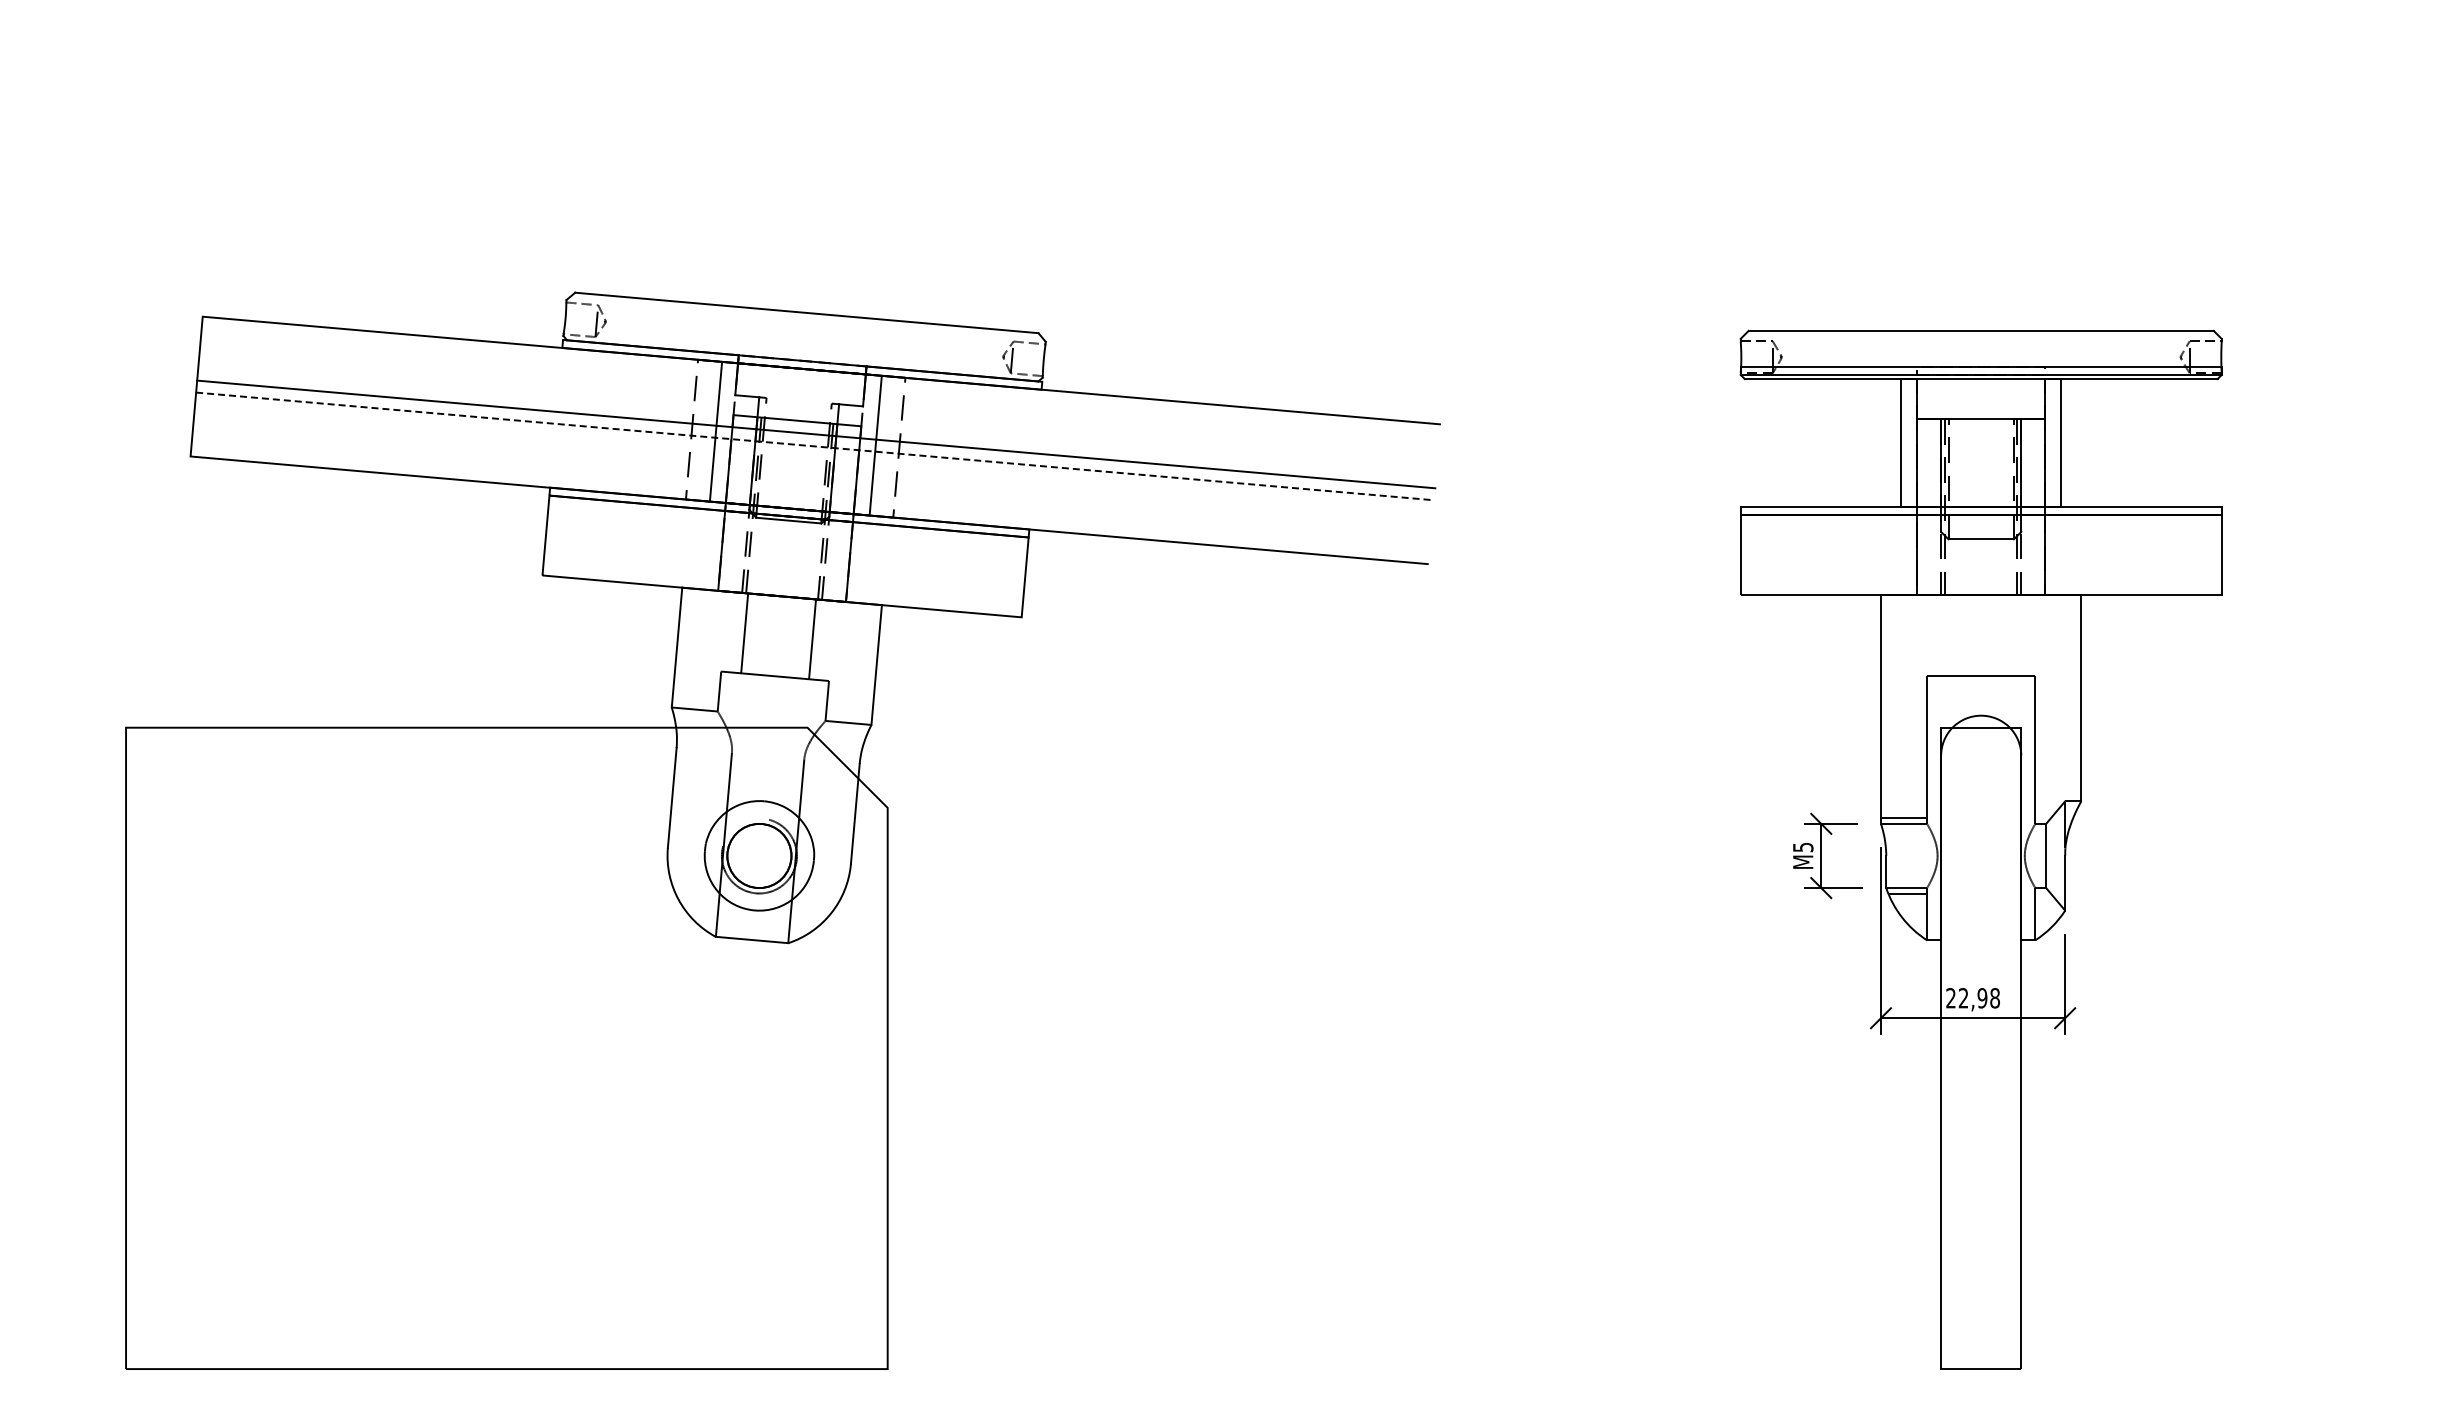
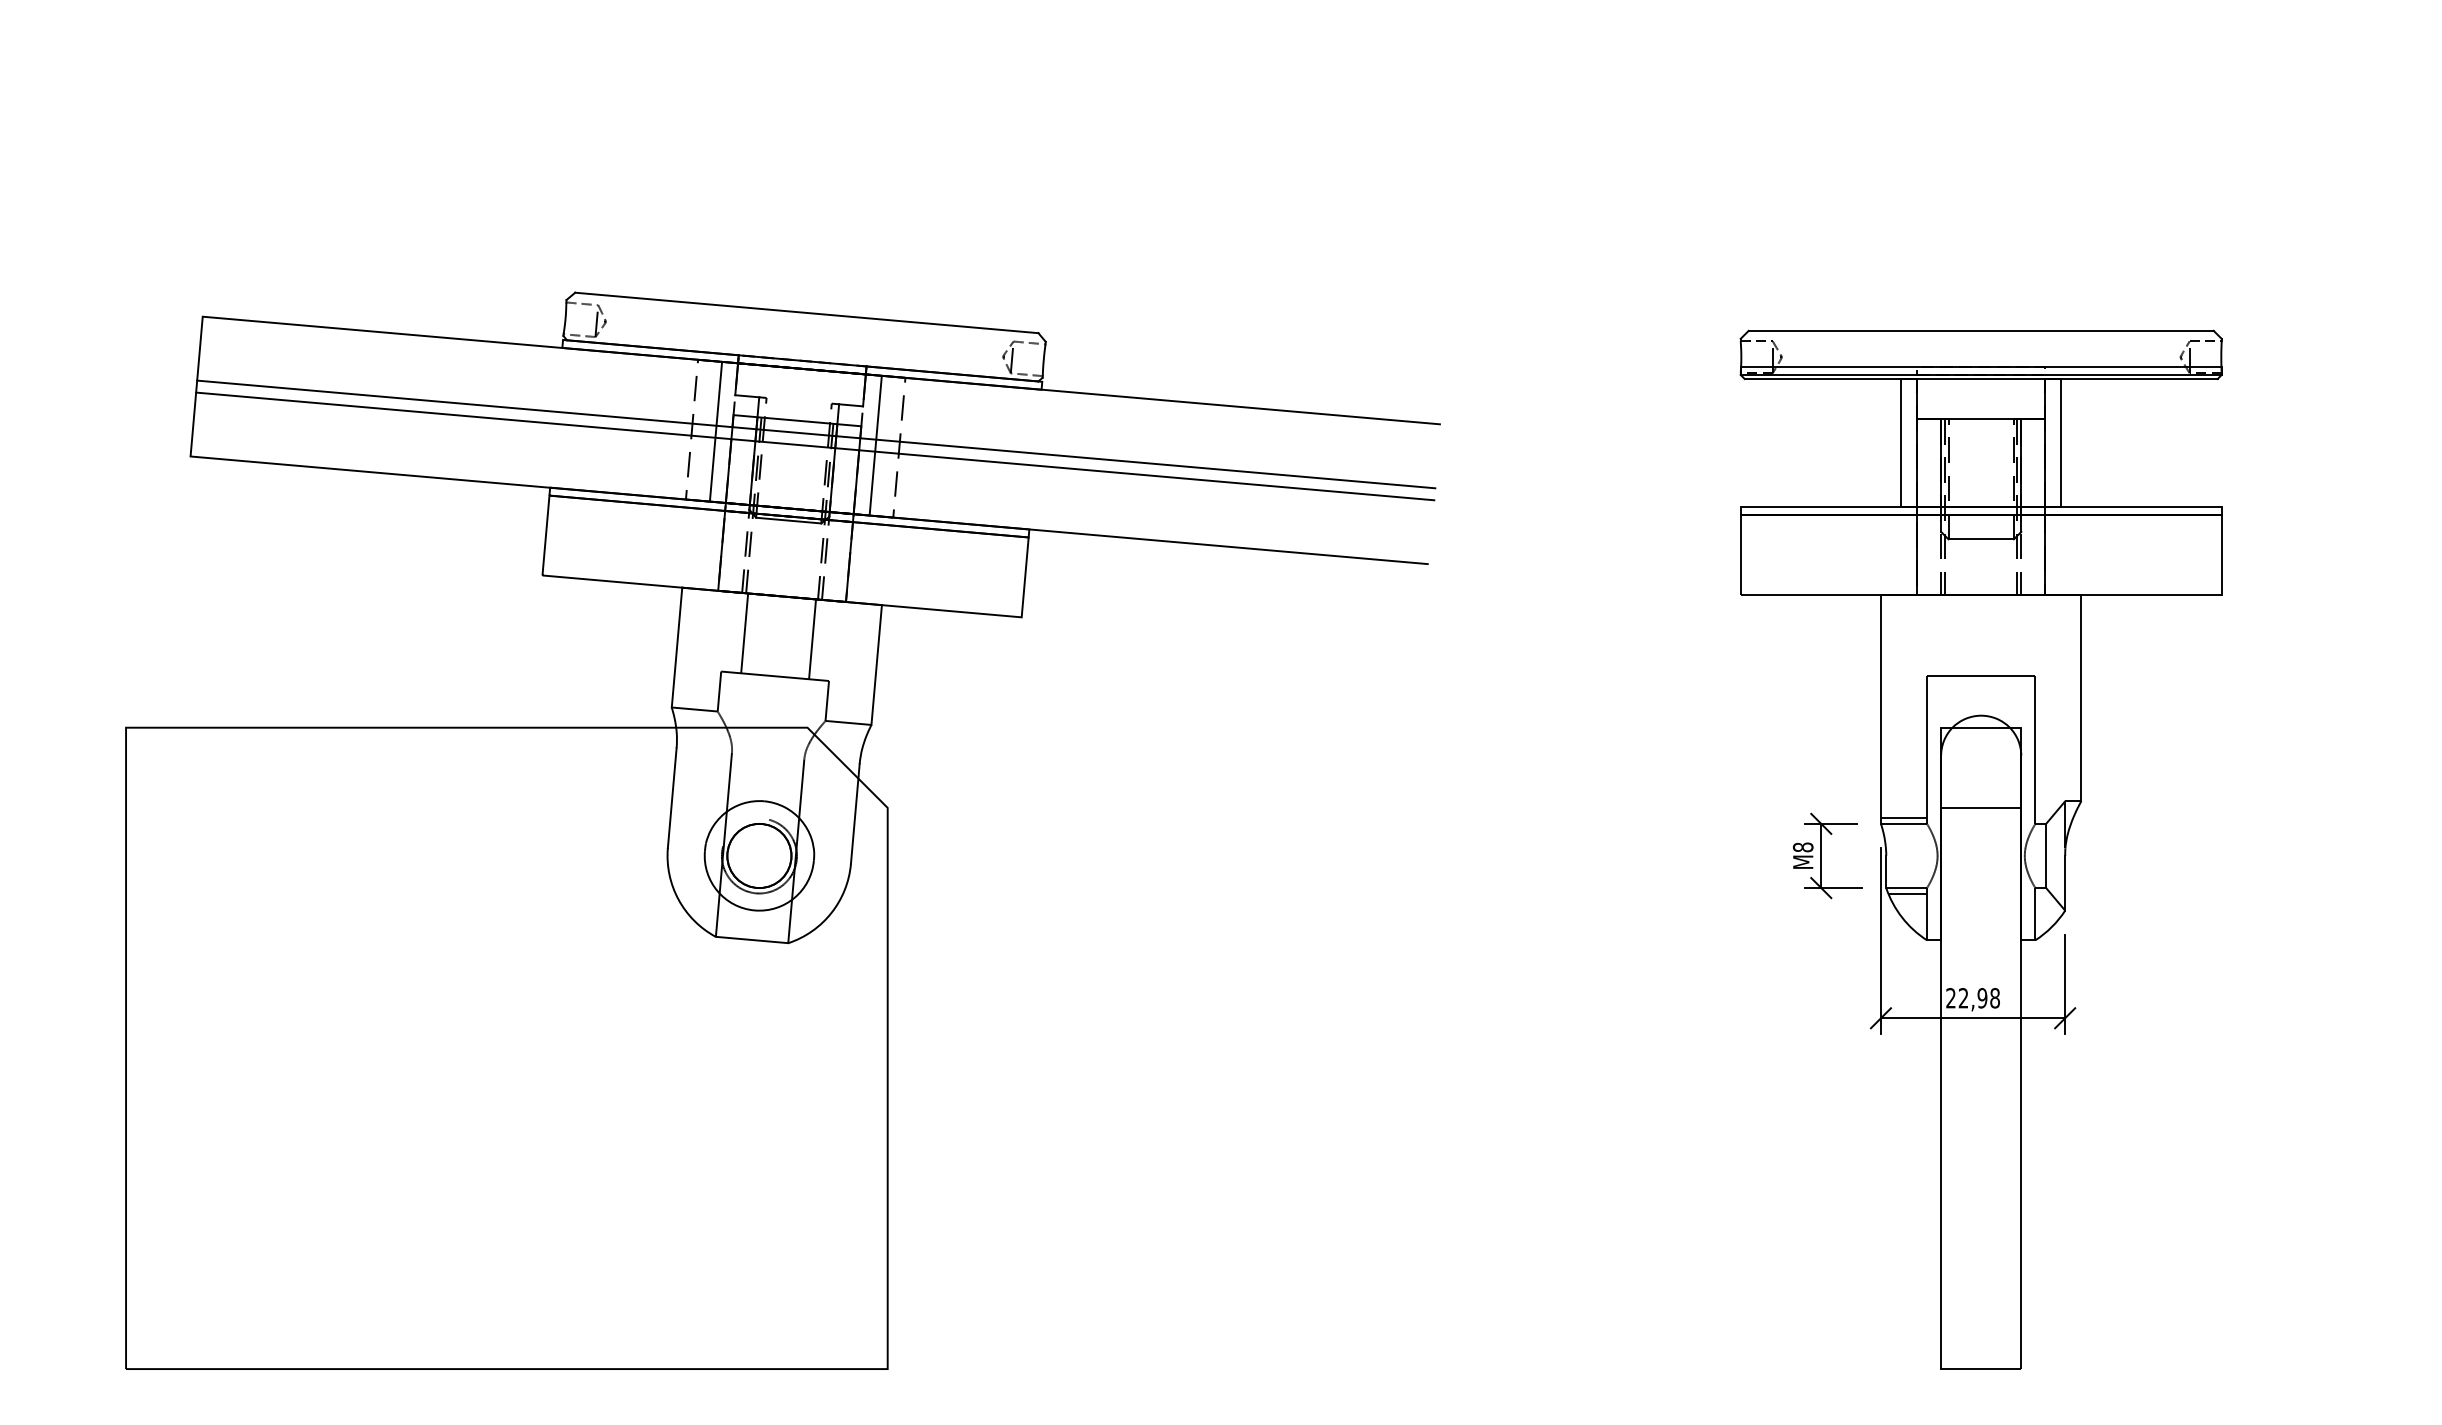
line: dashed -> solid (815, 446)
line: none -> present (1981, 807)
text: M5 -> M8 (1802, 847)
